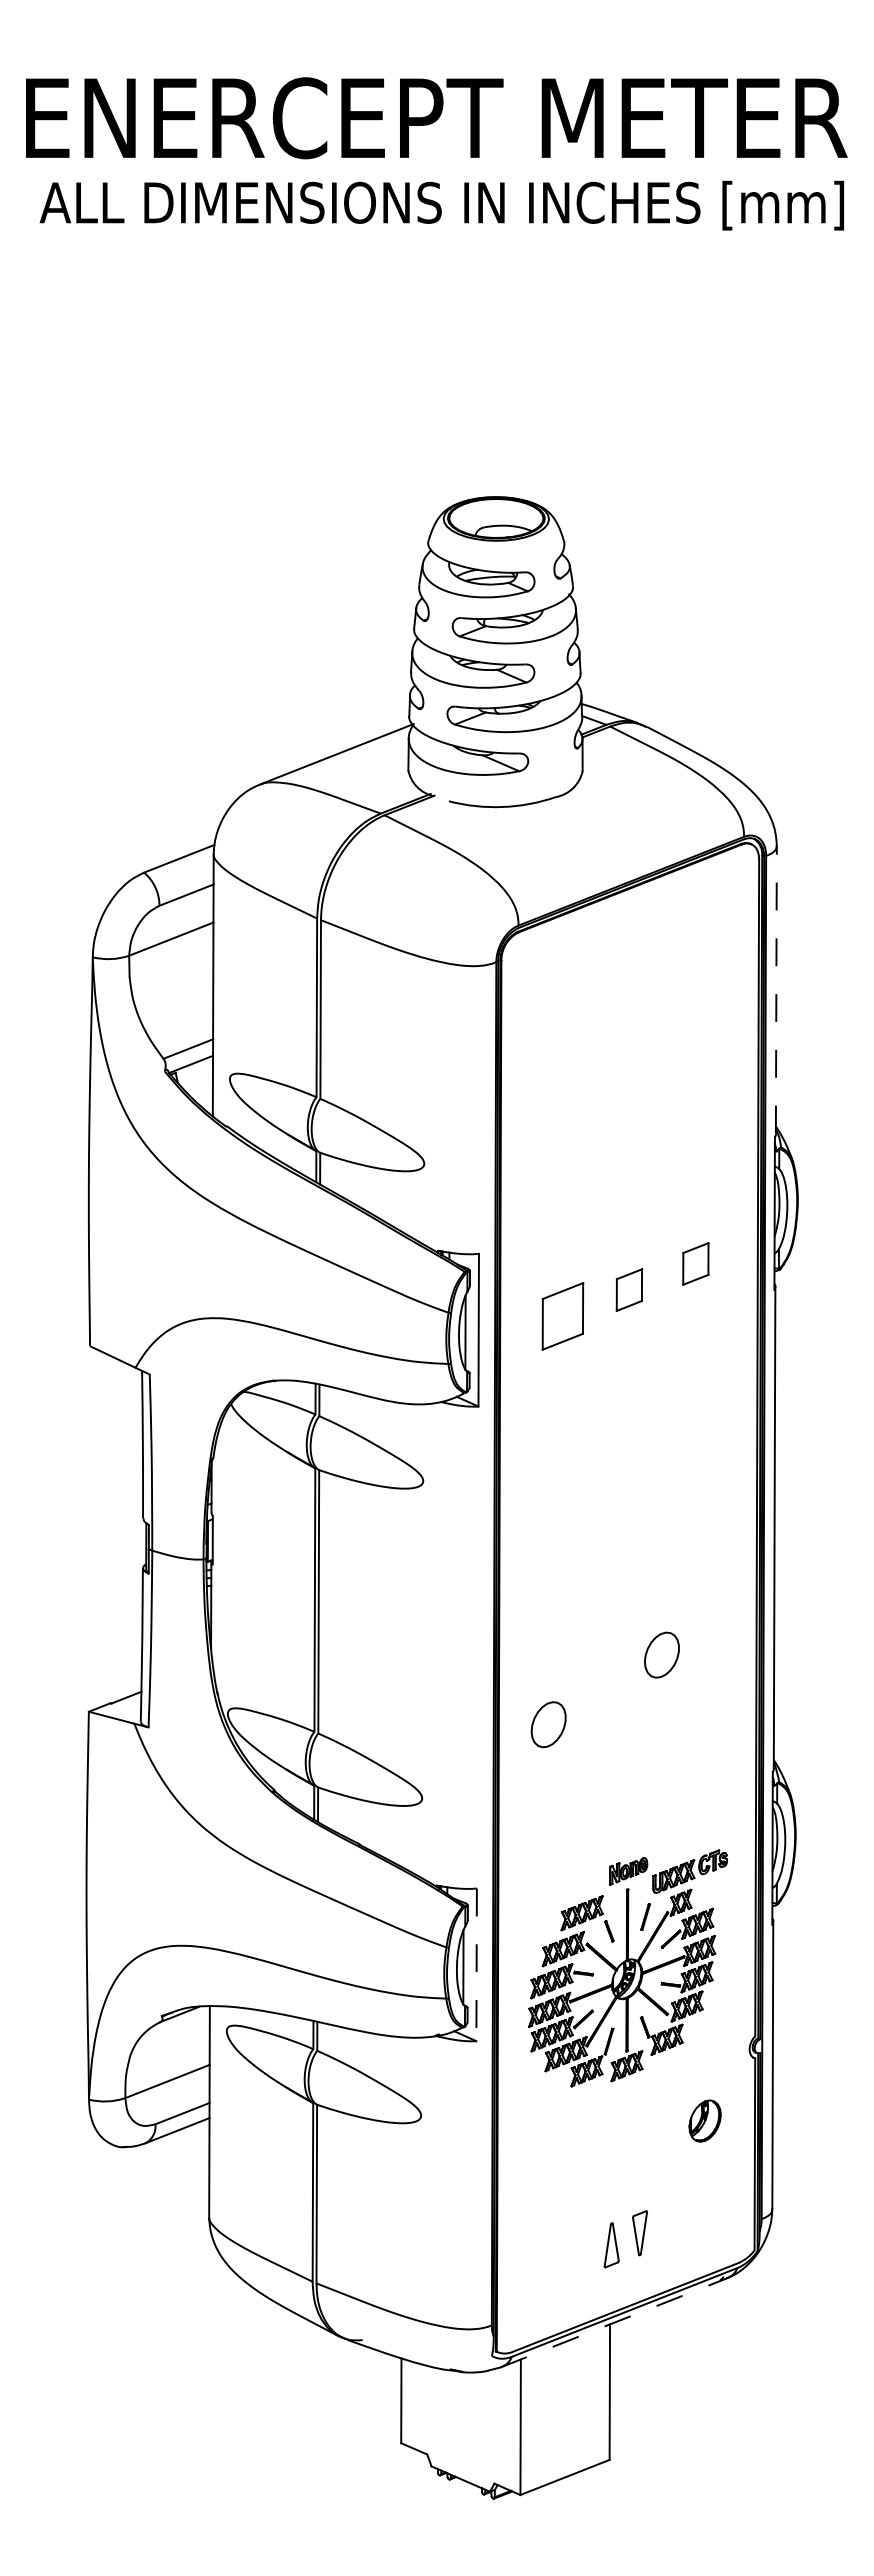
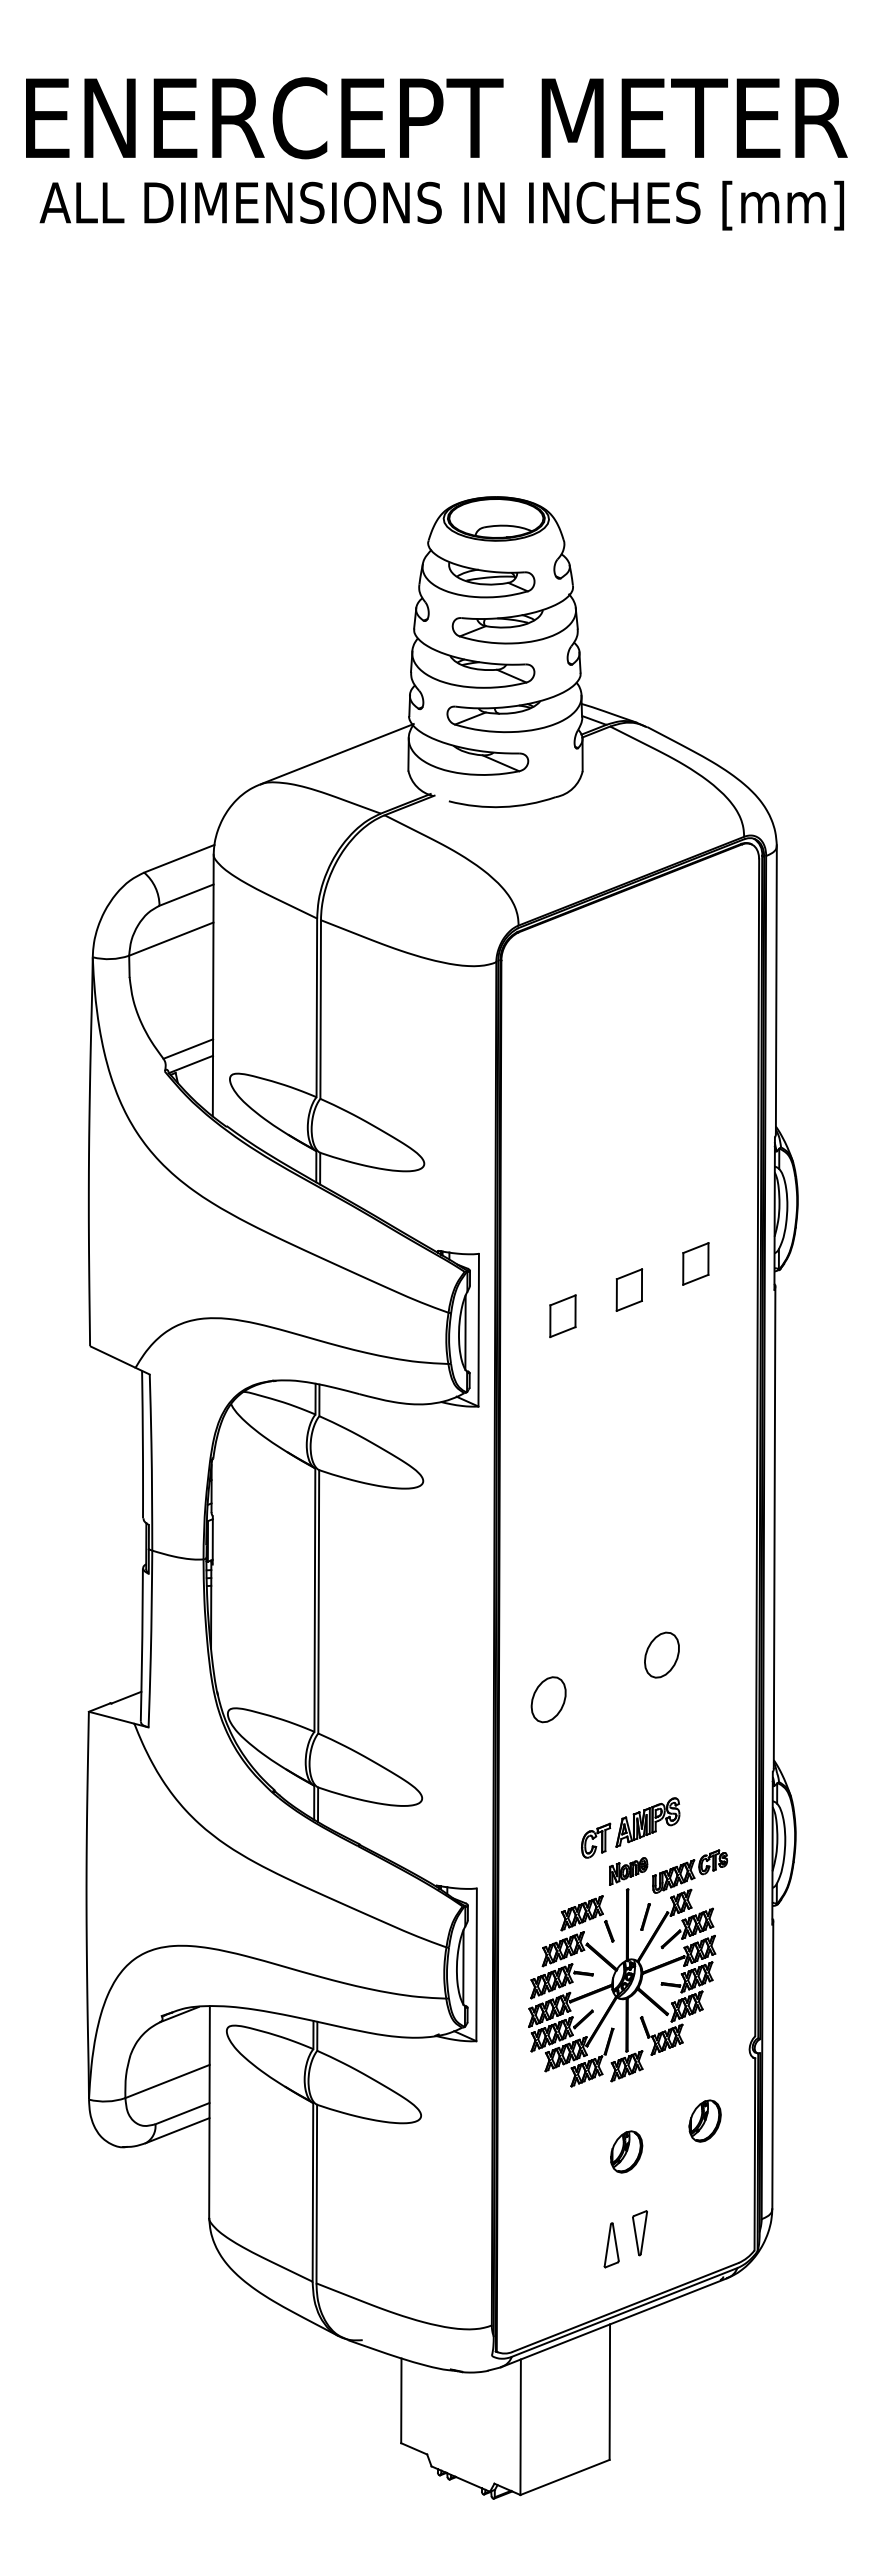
line: dashed -> solid (776, 988)
part size: 44x69 px -> 28x44 px (562, 1315)
part position: (548, 1724) -> (548, 1699) (548, 1699)
part: none -> present (630, 1827)
line: dashed -> solid (476, 1965)
part: none -> present (626, 2151)
line: dashed -> solid (614, 2322)
